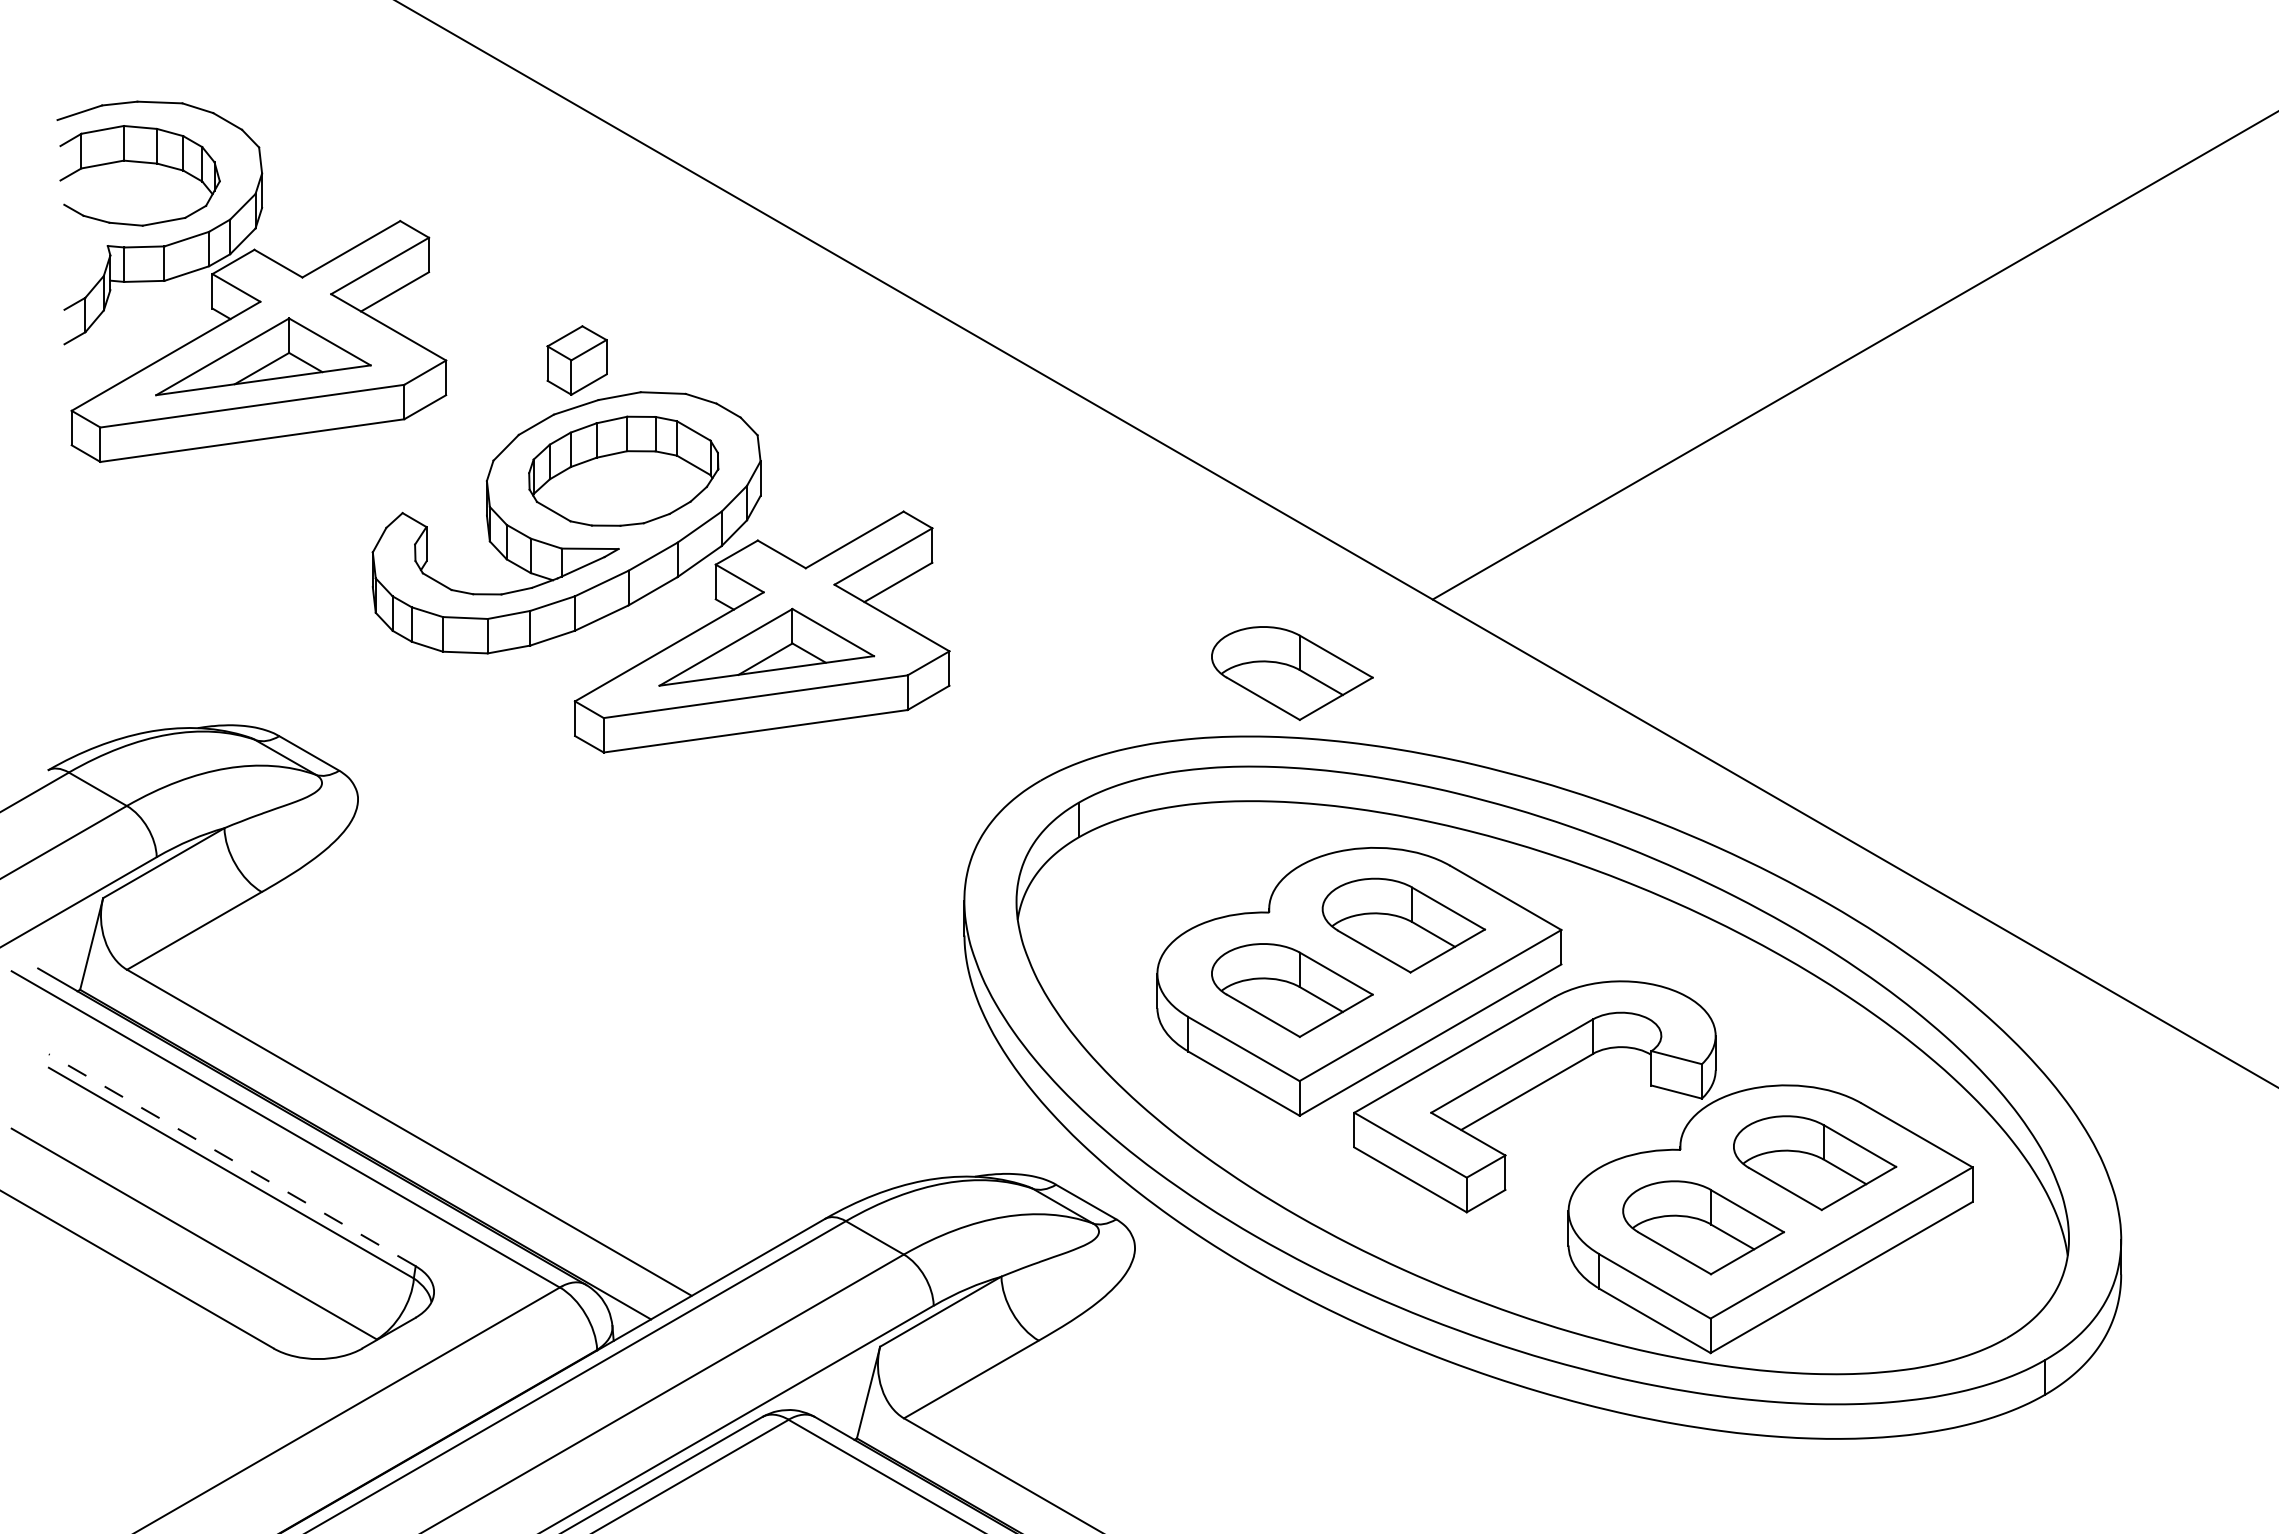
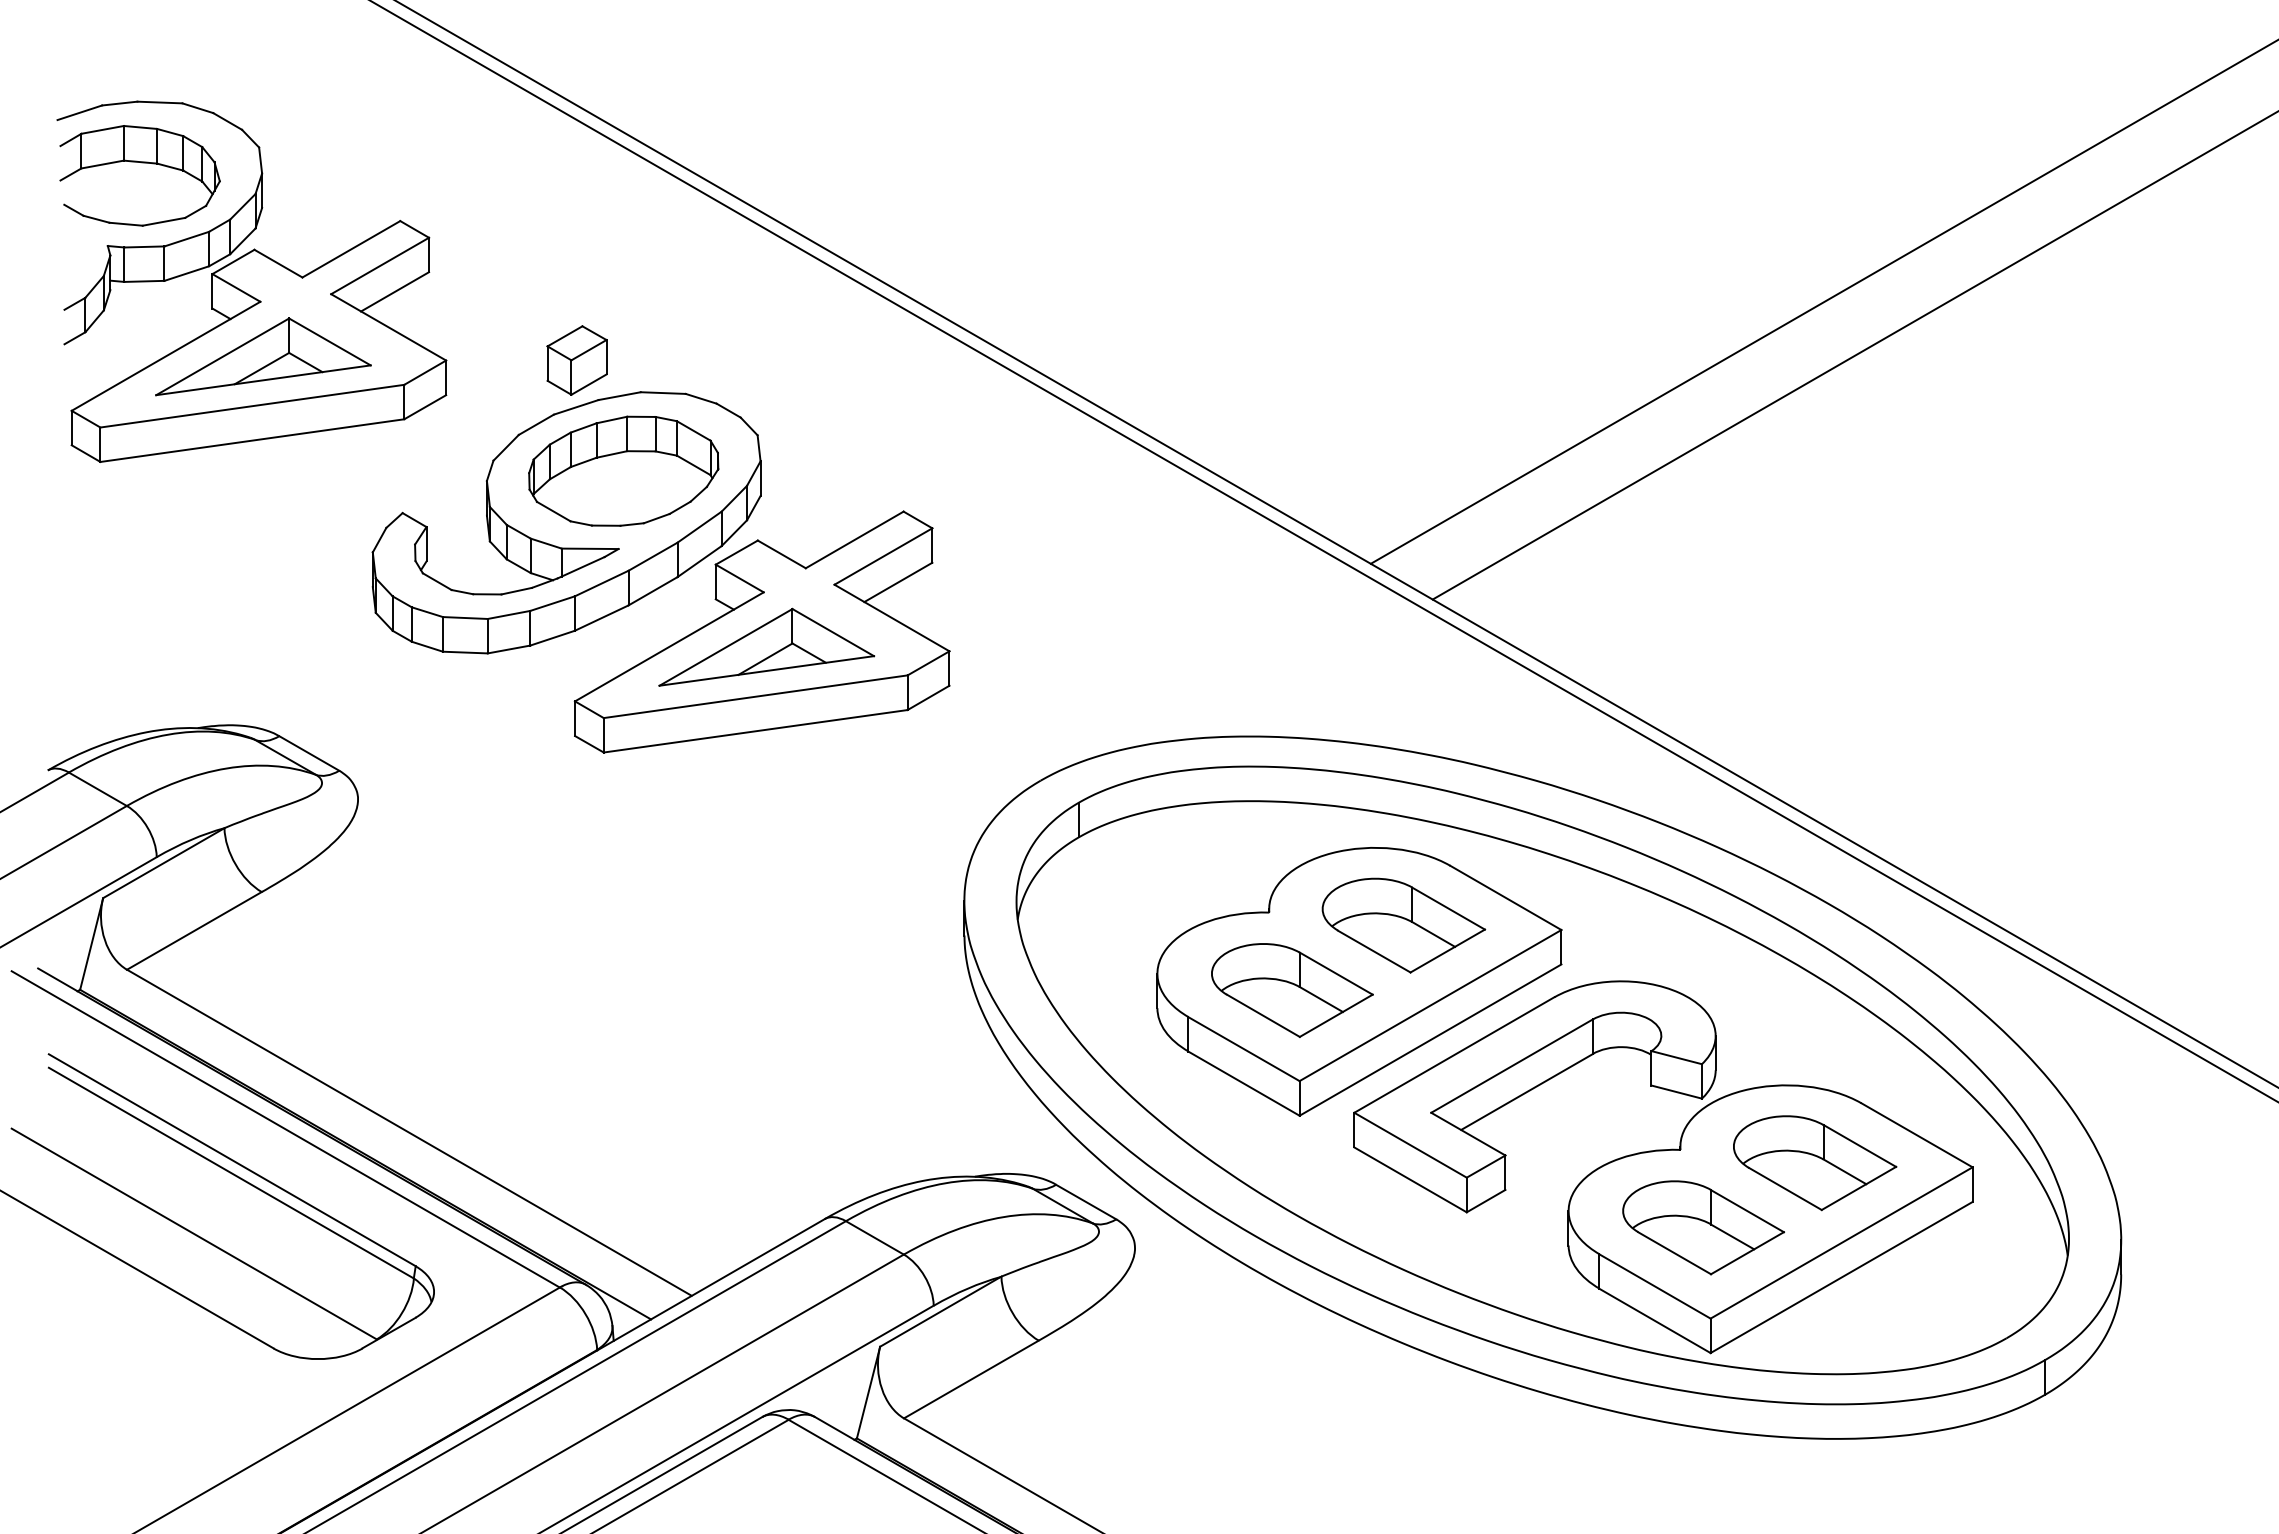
line: none -> present (1822, 302)
line: none -> present (1324, 551)
part: present -> none (1292, 673)
line: dashed -> solid (232, 1160)
